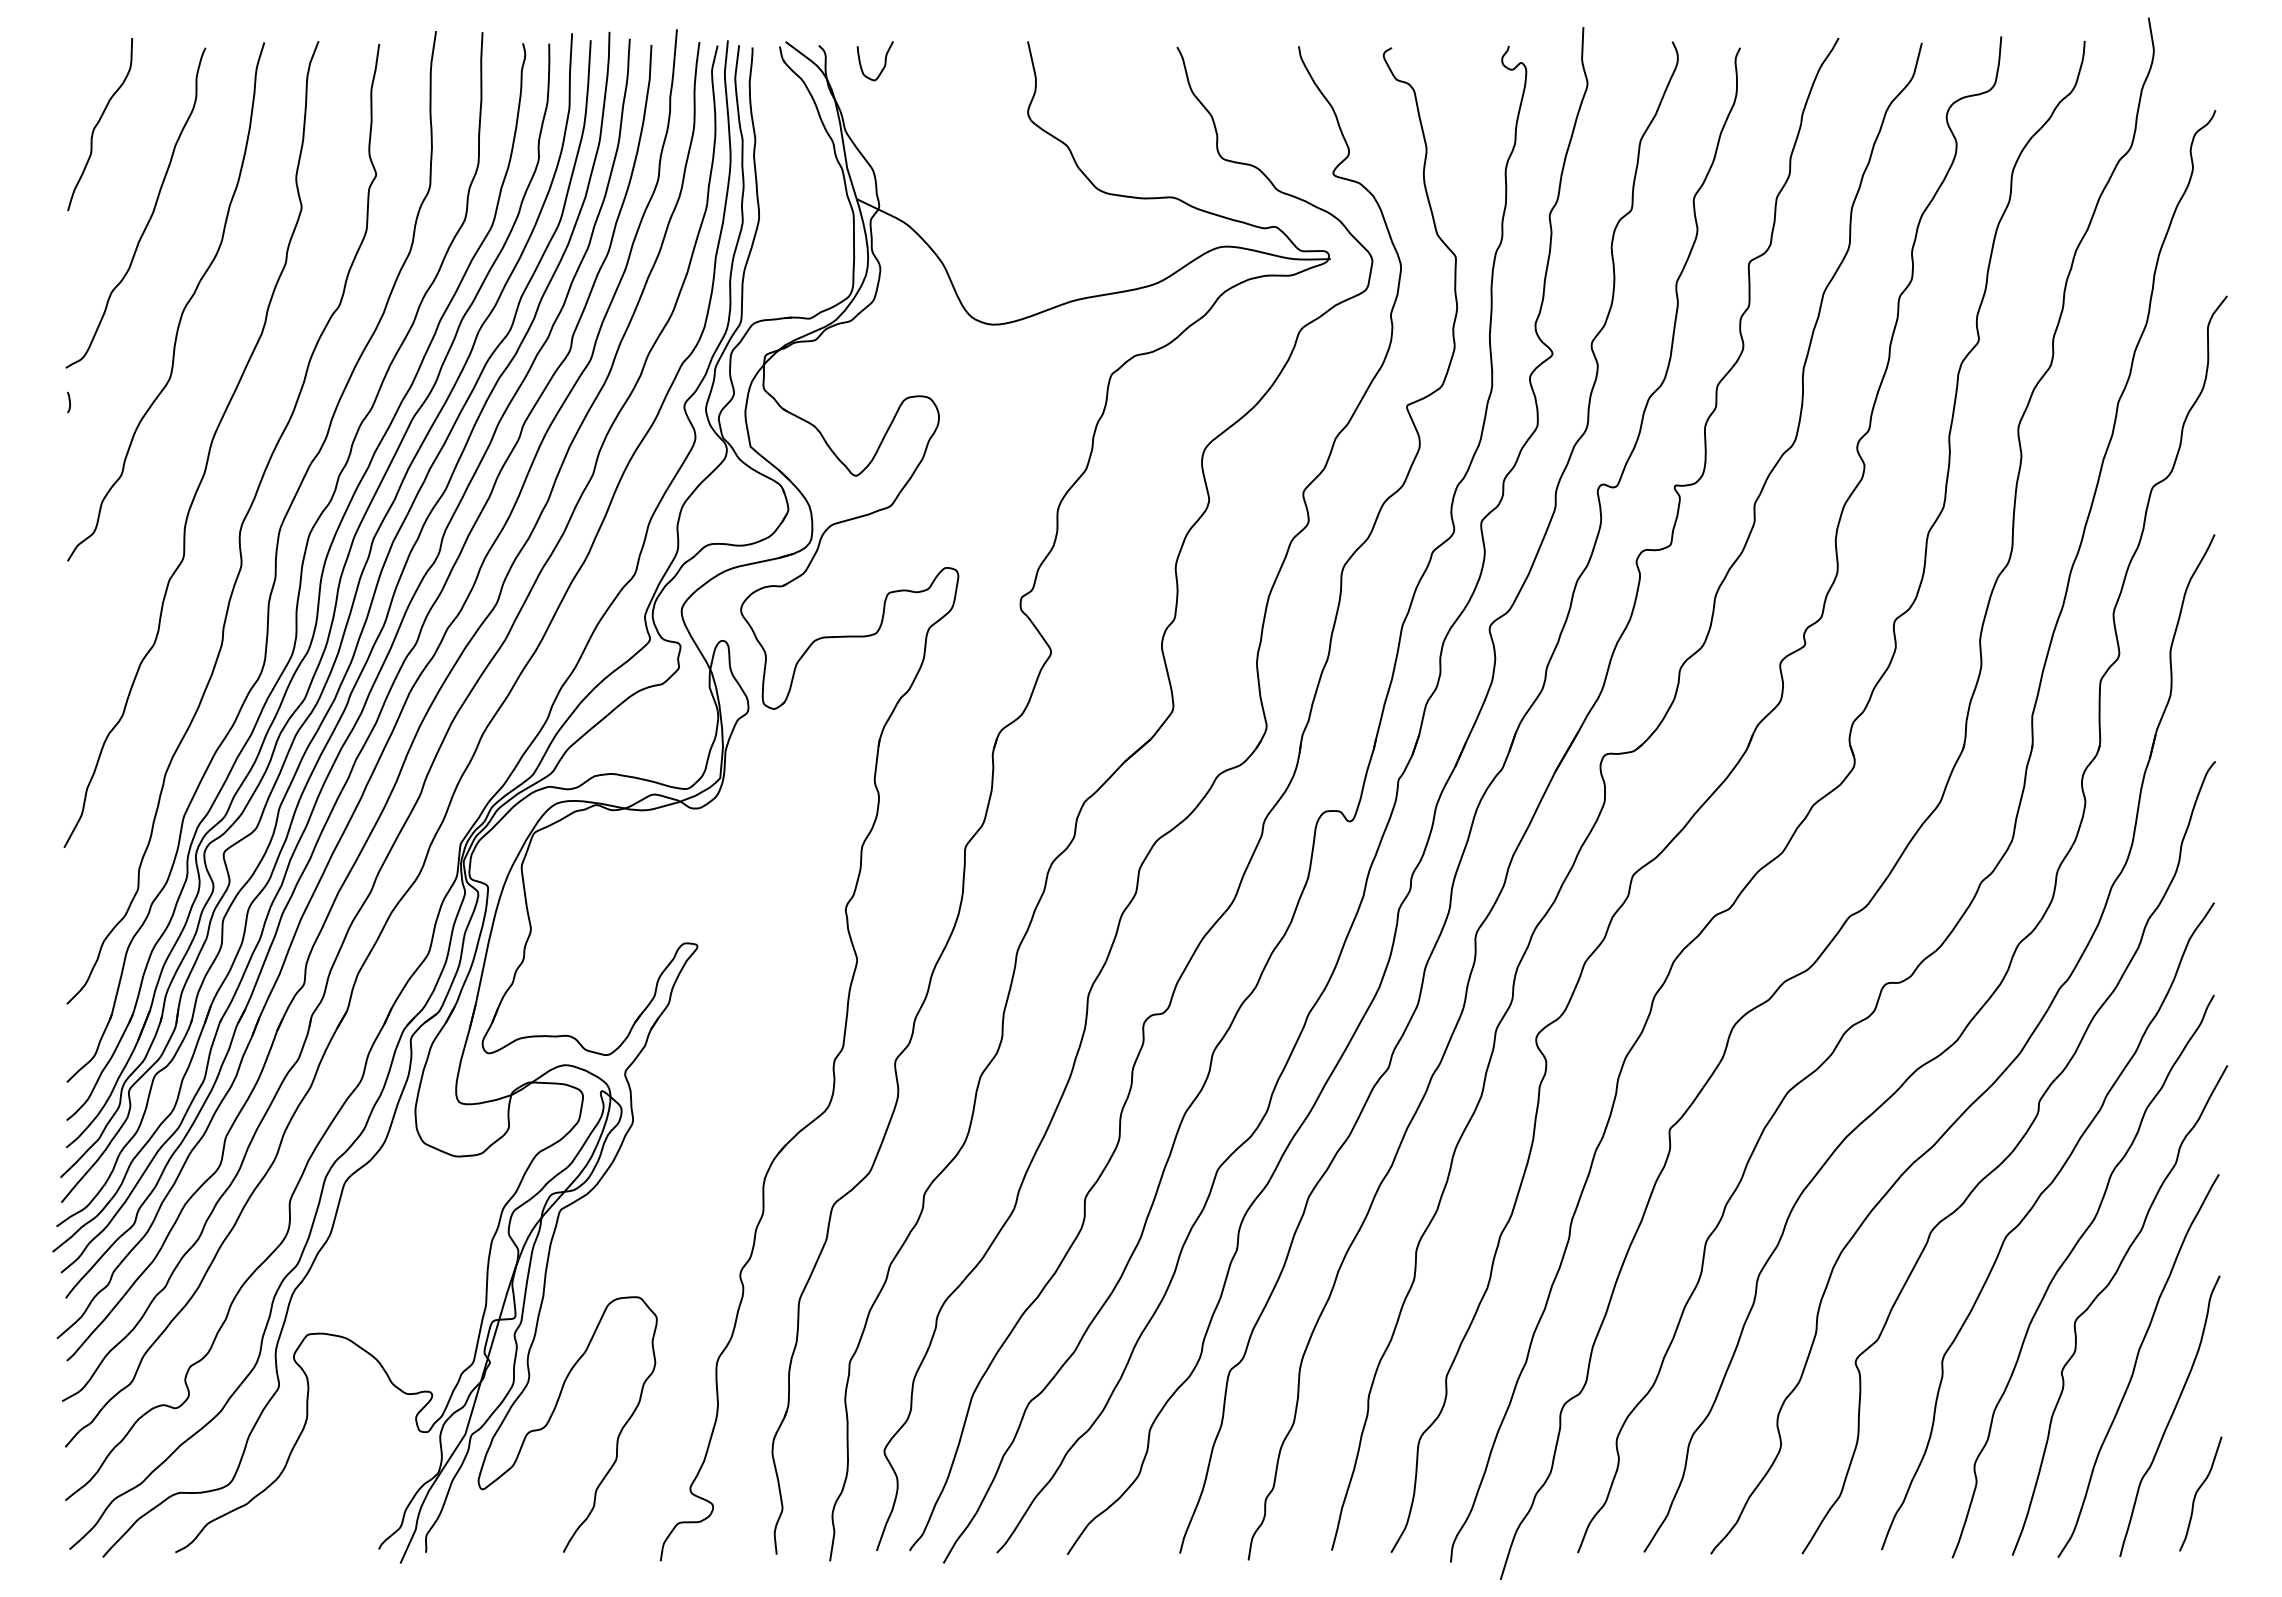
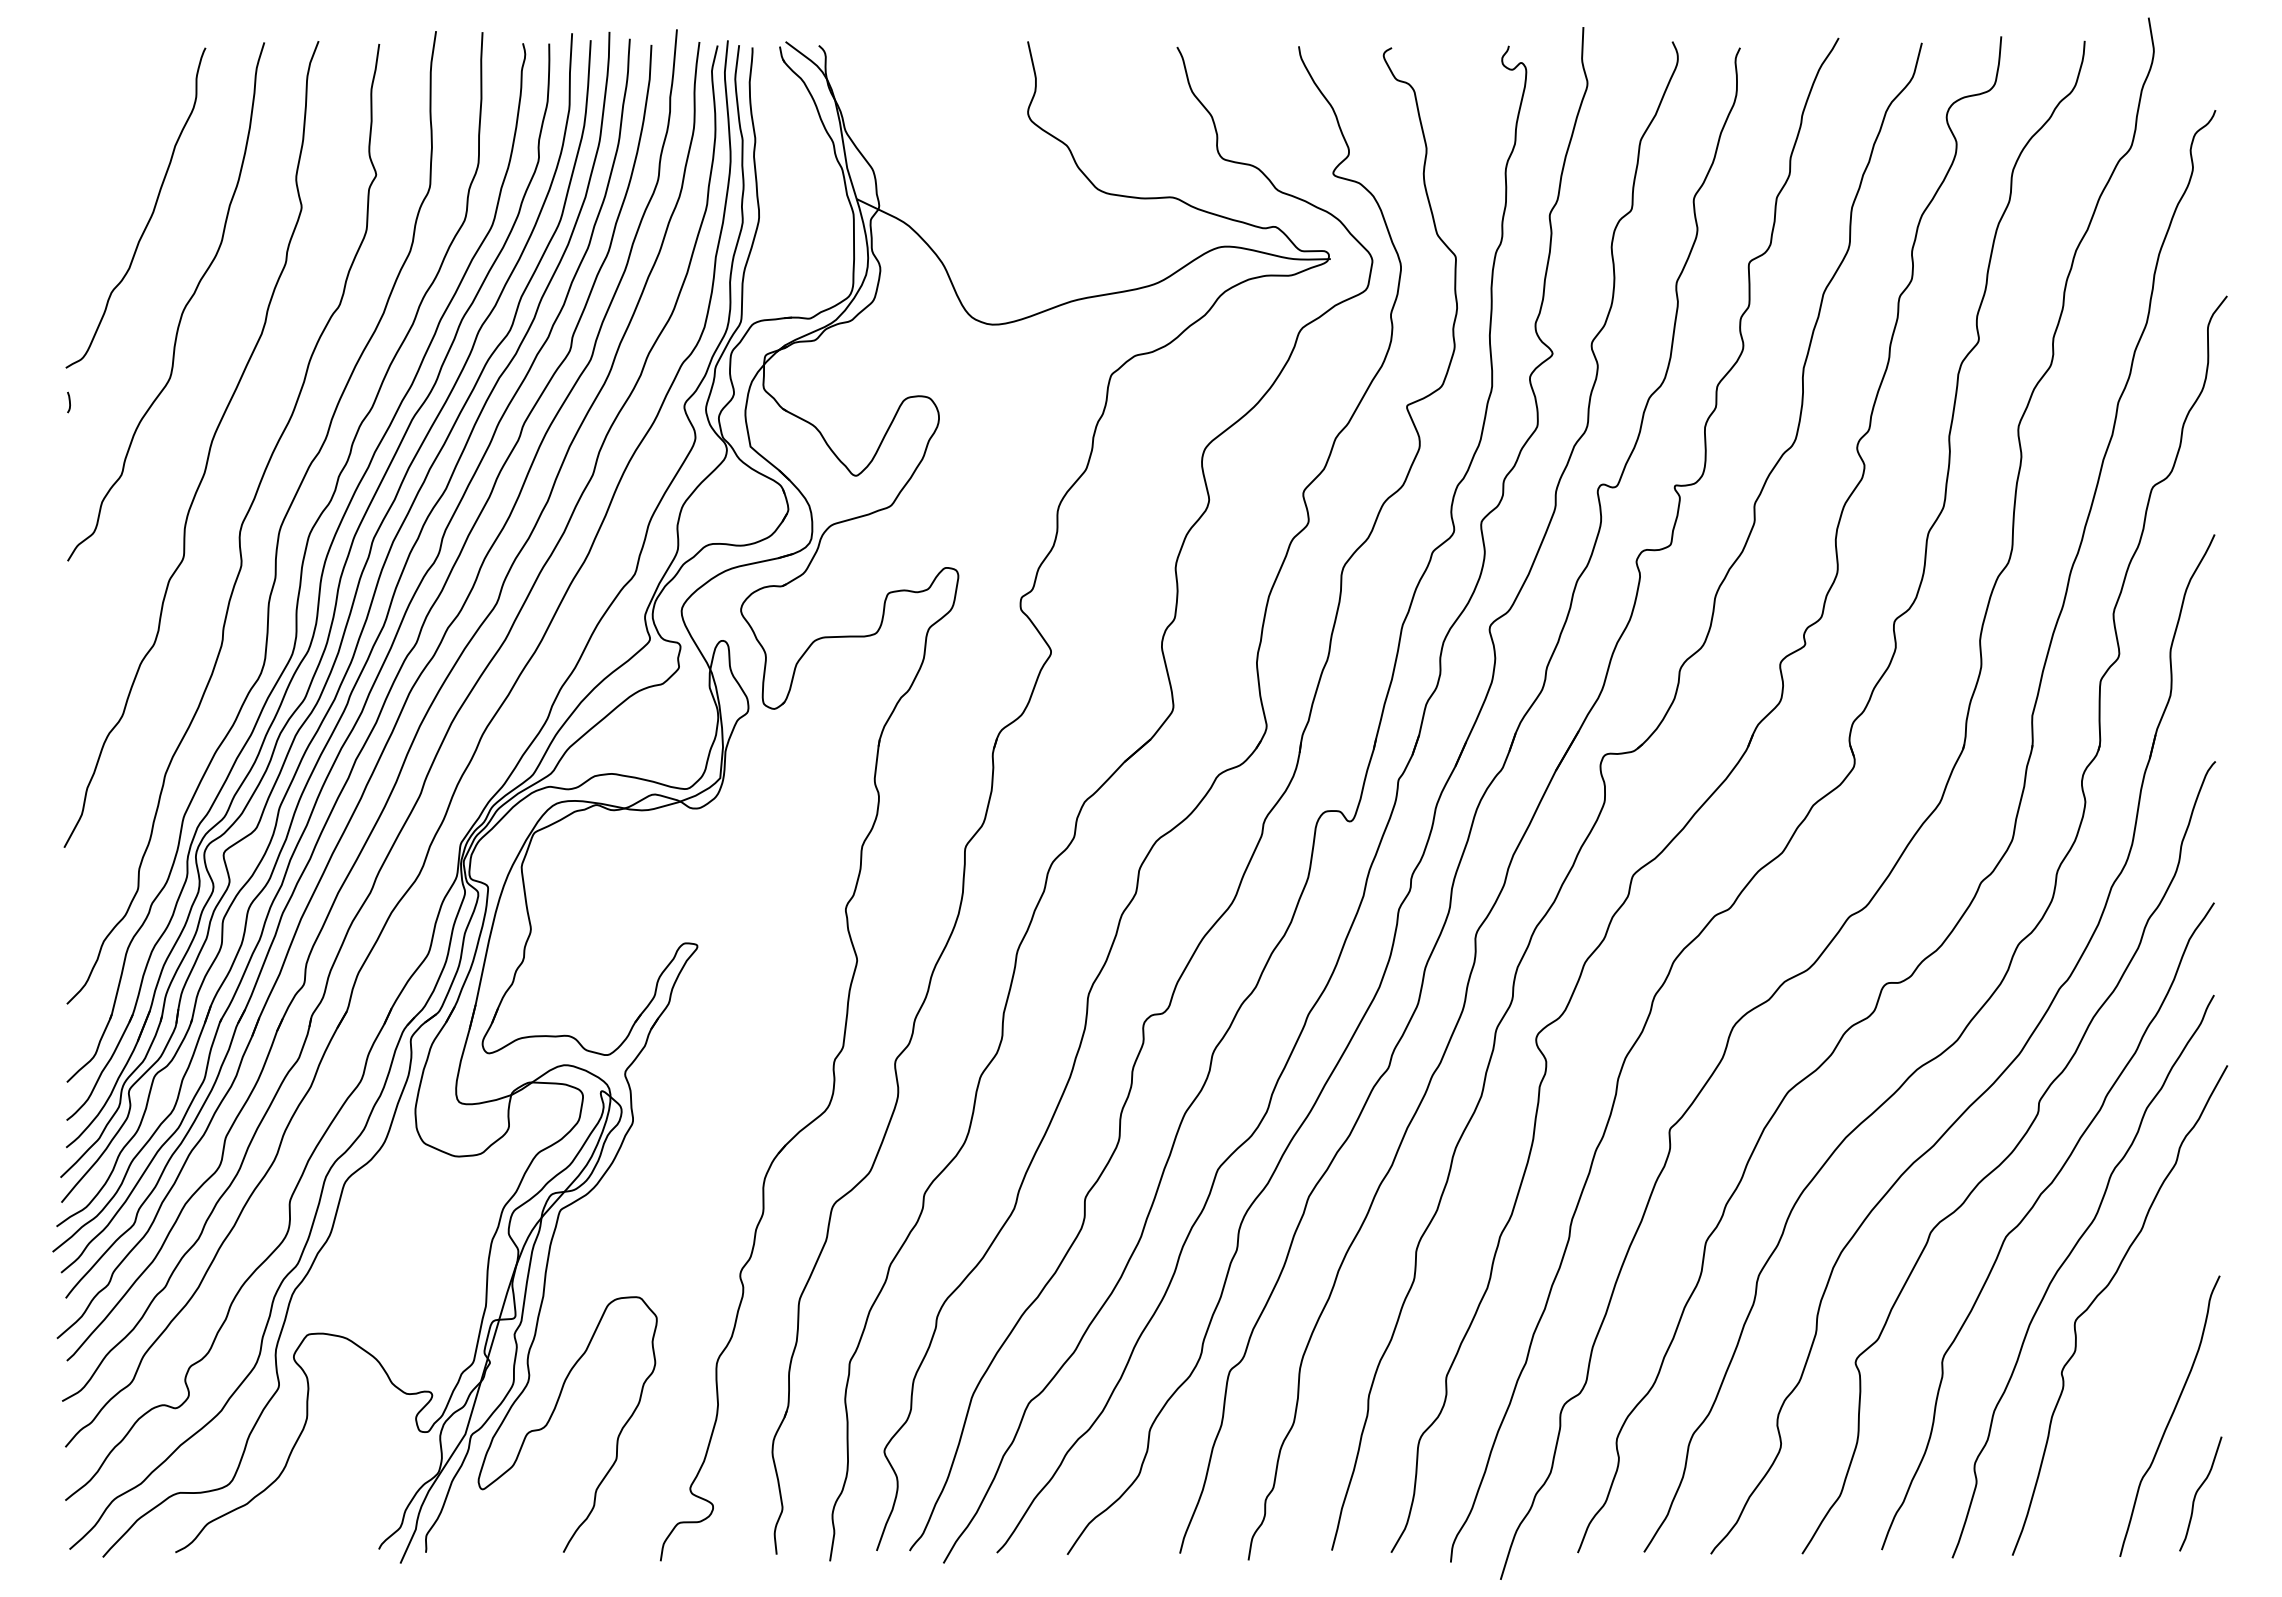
curve: present -> none (884, 61)
curve: present -> none (98, 124)
curve: present -> none (2136, 1364)
